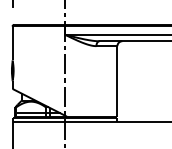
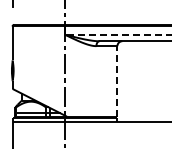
line: solid -> dashed (117, 34)
line: solid -> dashed (117, 80)
